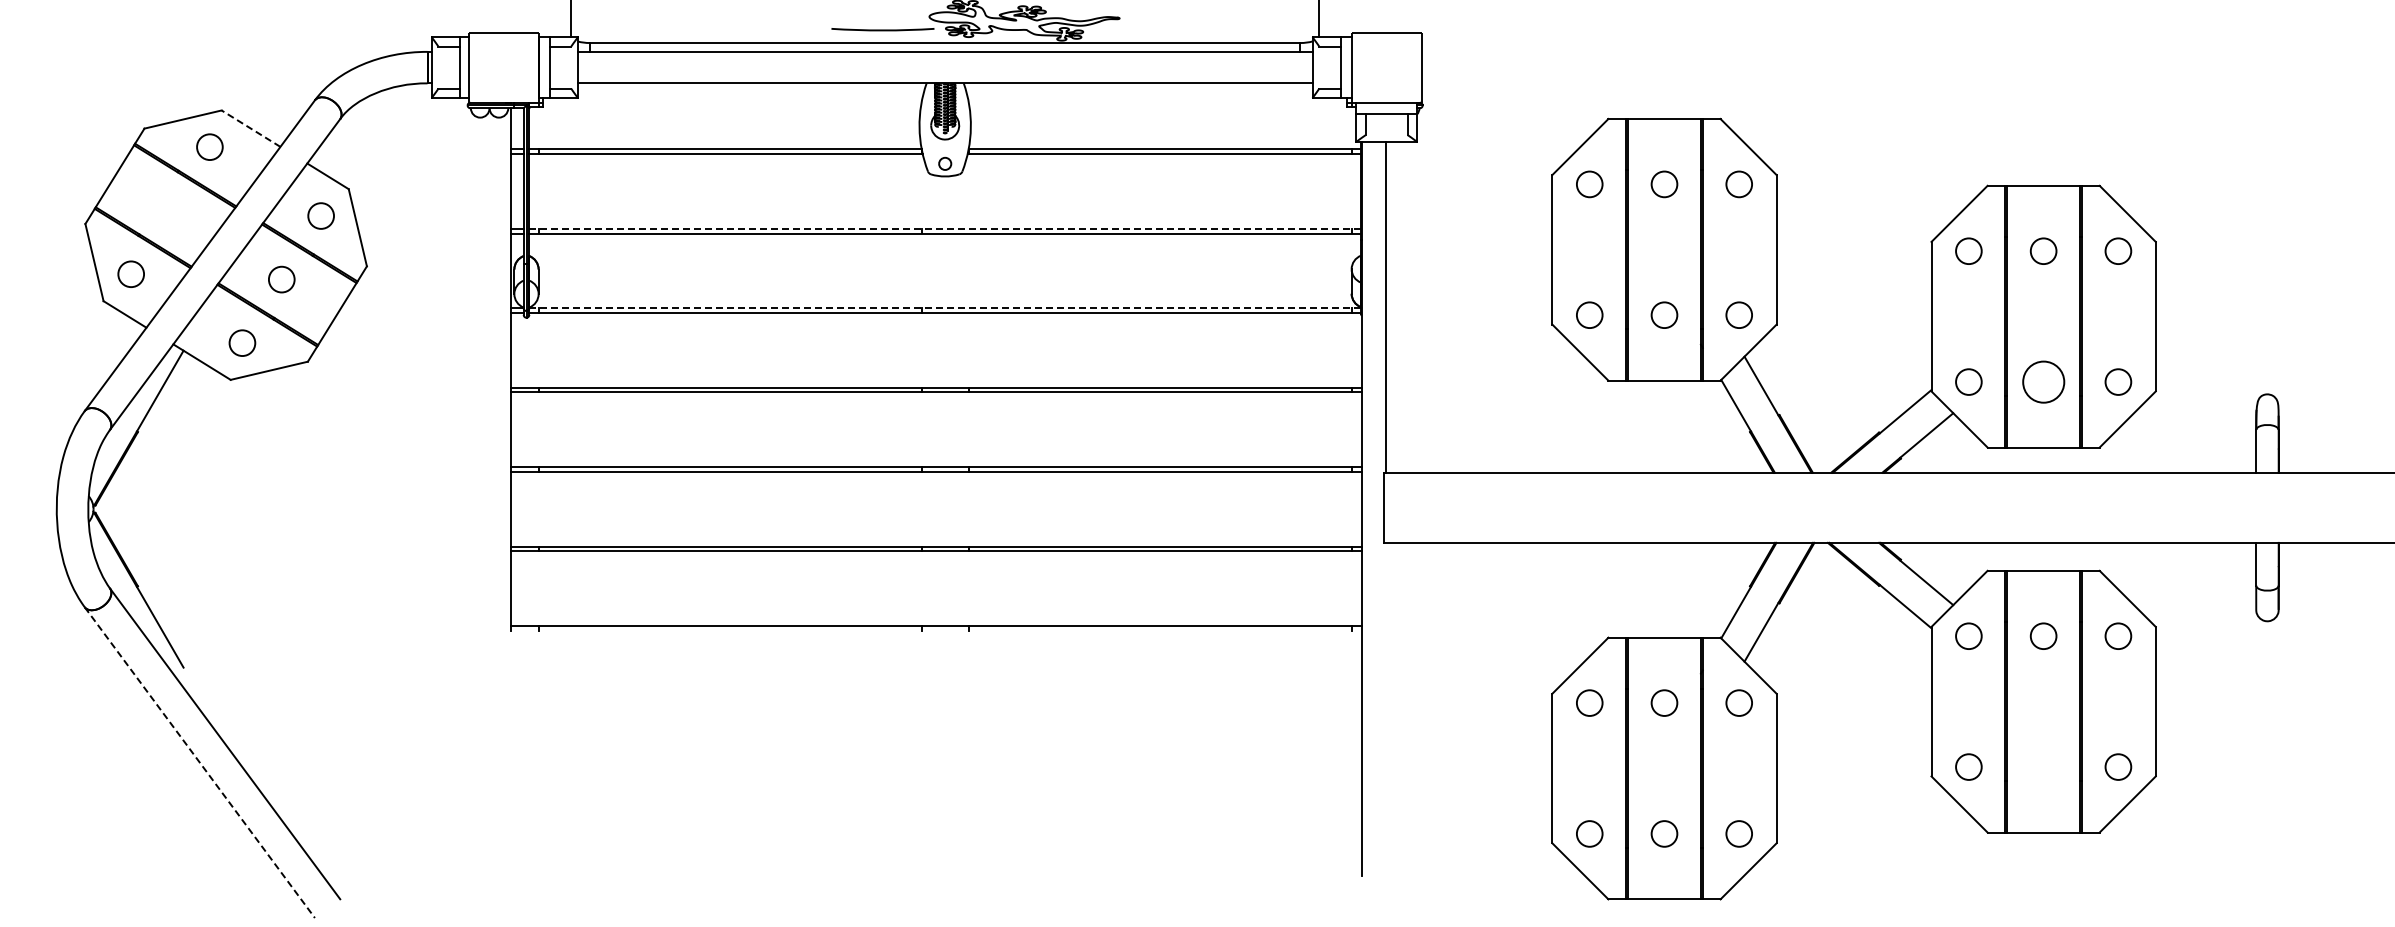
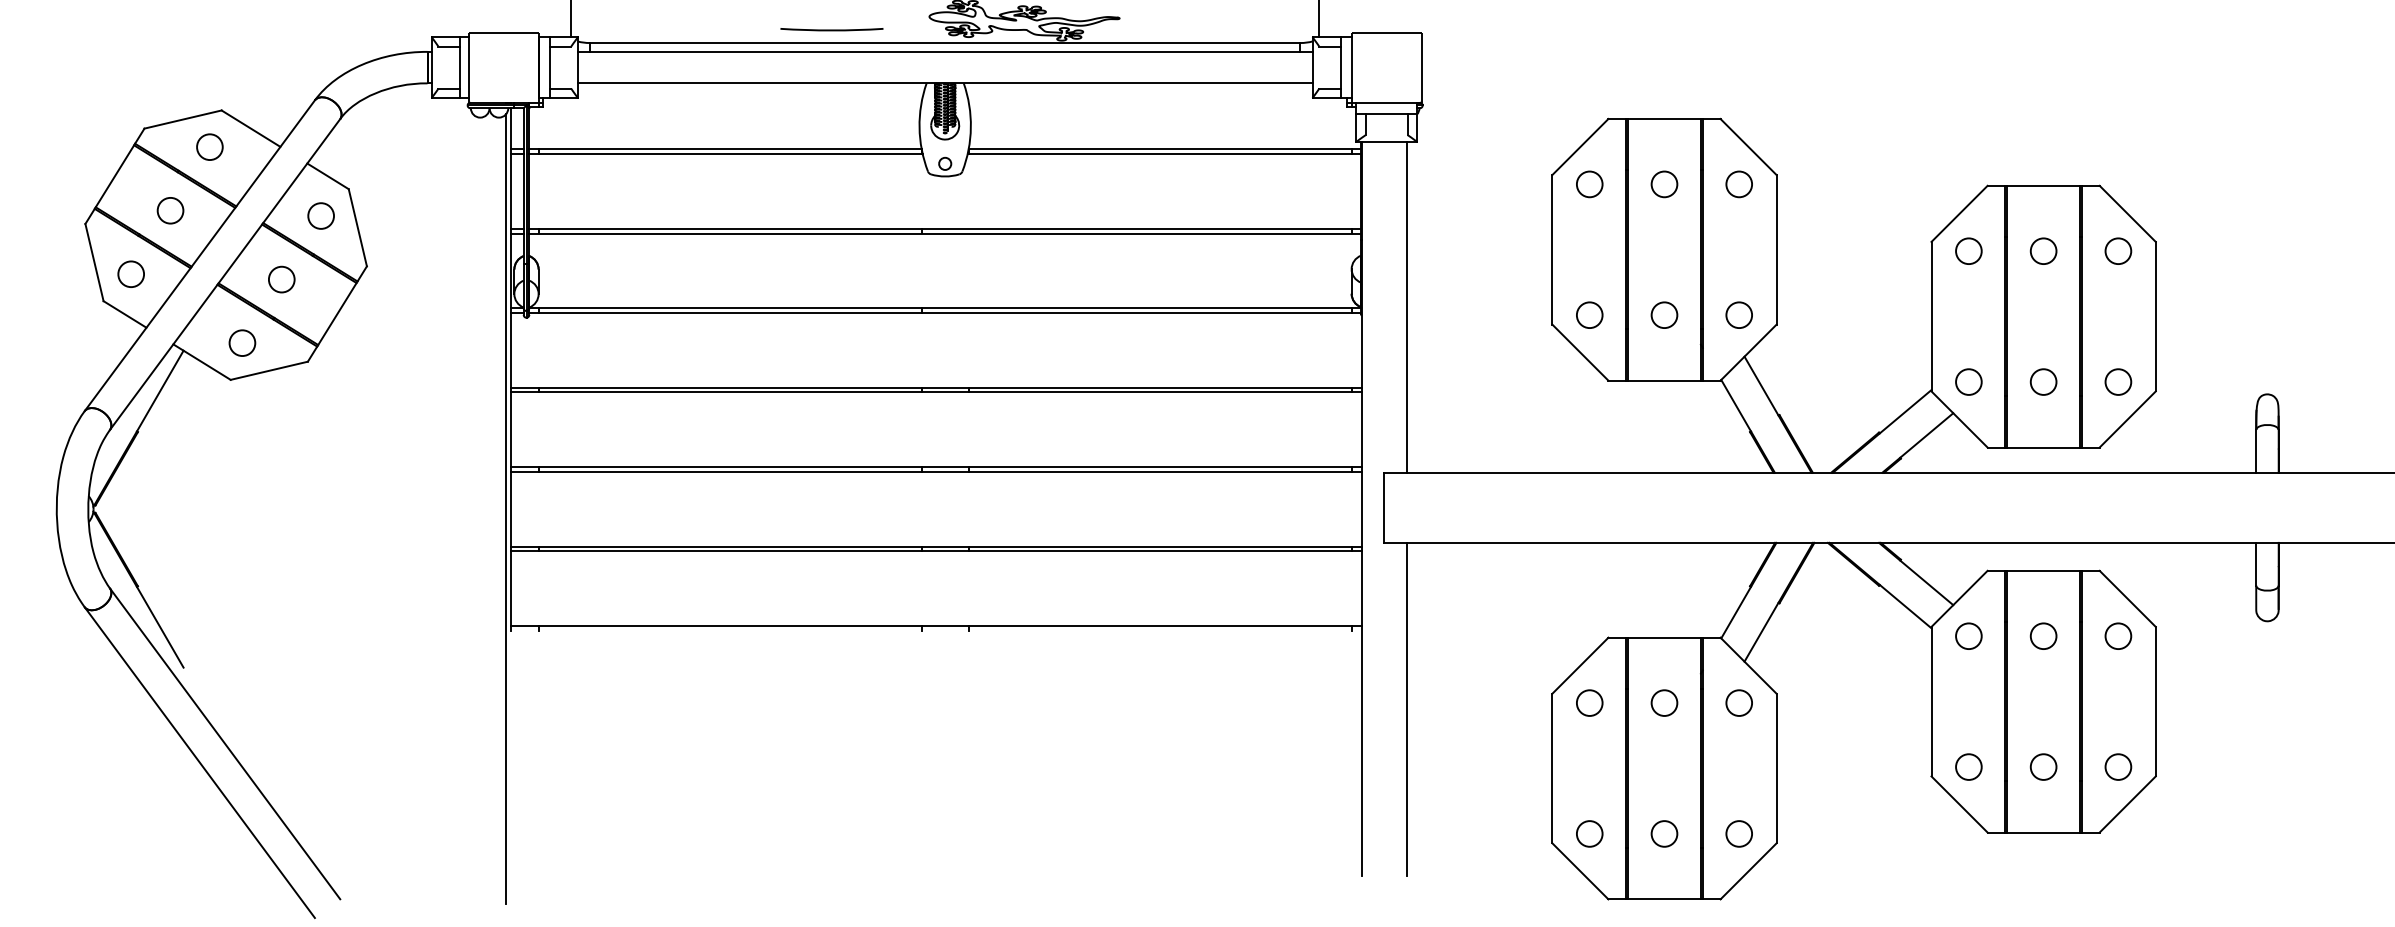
line position: (882, 29) -> (831, 29) (831, 29)
line: dashed -> solid (251, 128)
part: none -> present (170, 210)
line: dashed -> solid (945, 228)
line position: (1385, 306) -> (1406, 306) (1406, 306)
line: dashed -> solid (945, 308)
part size: 44x44 px -> 29x28 px (2043, 381)
line: none -> present (505, 508)
line: none -> present (1406, 709)
line: dashed -> solid (200, 763)
part: none -> present (2043, 766)
